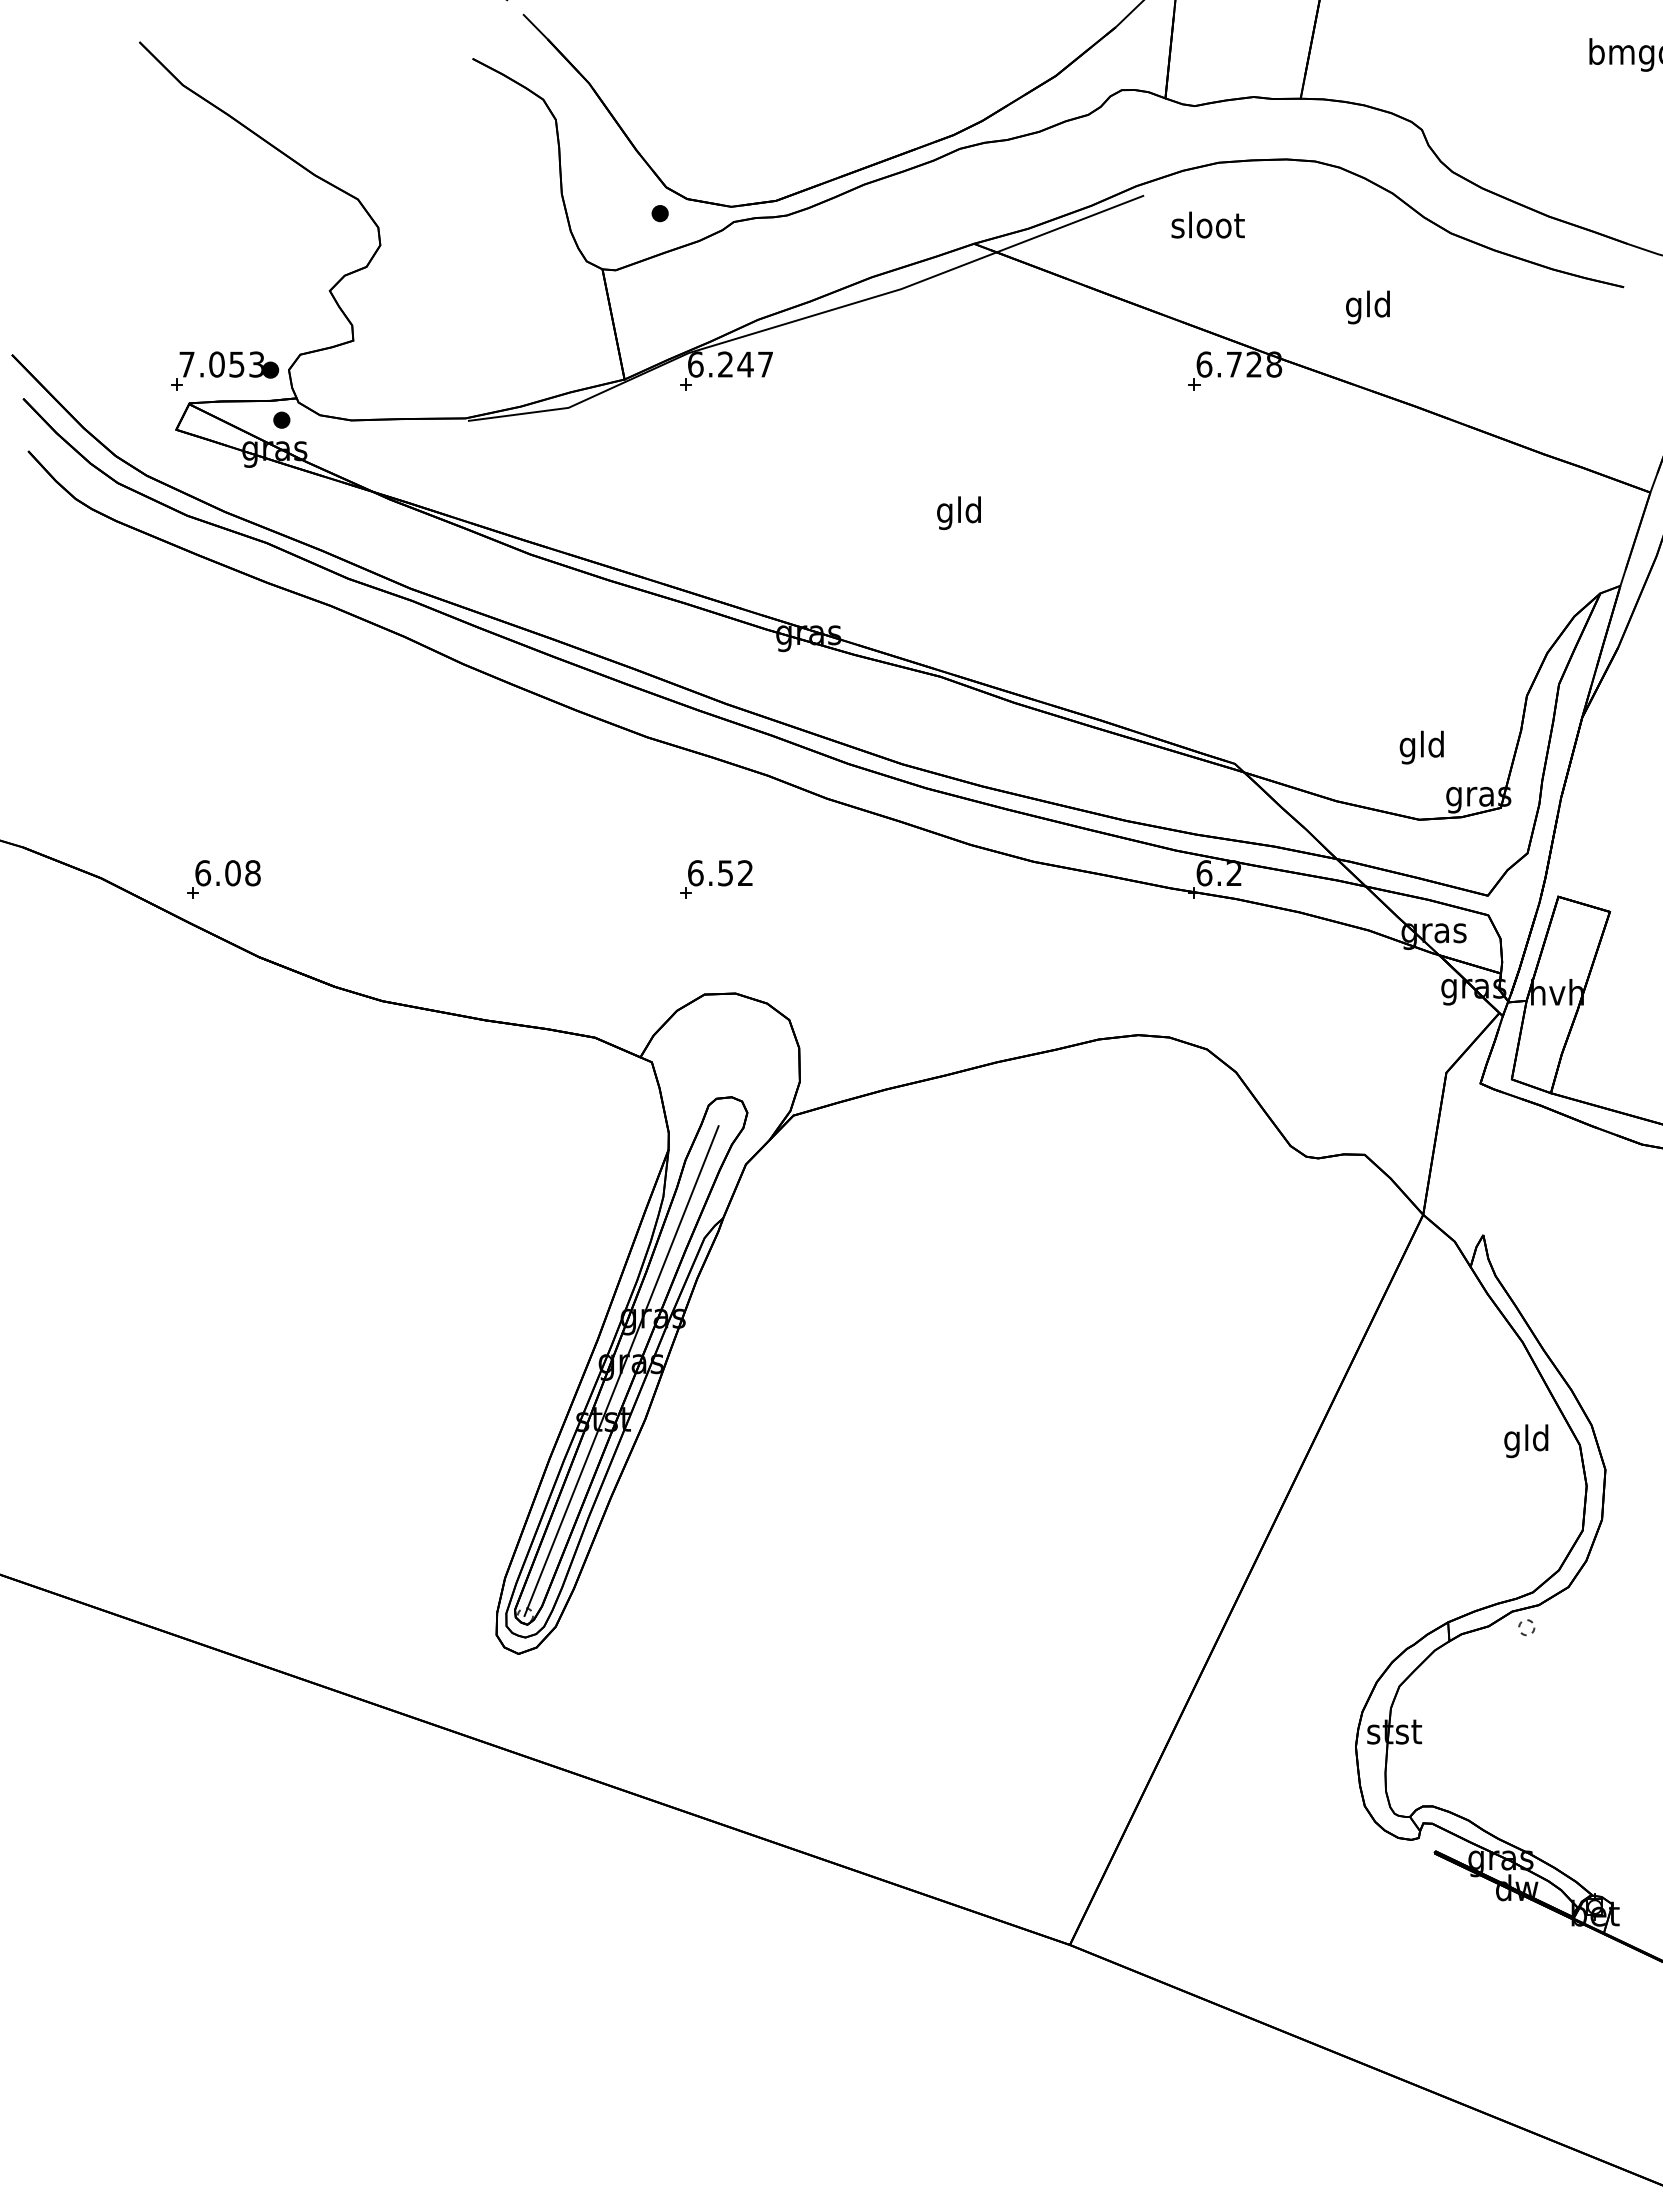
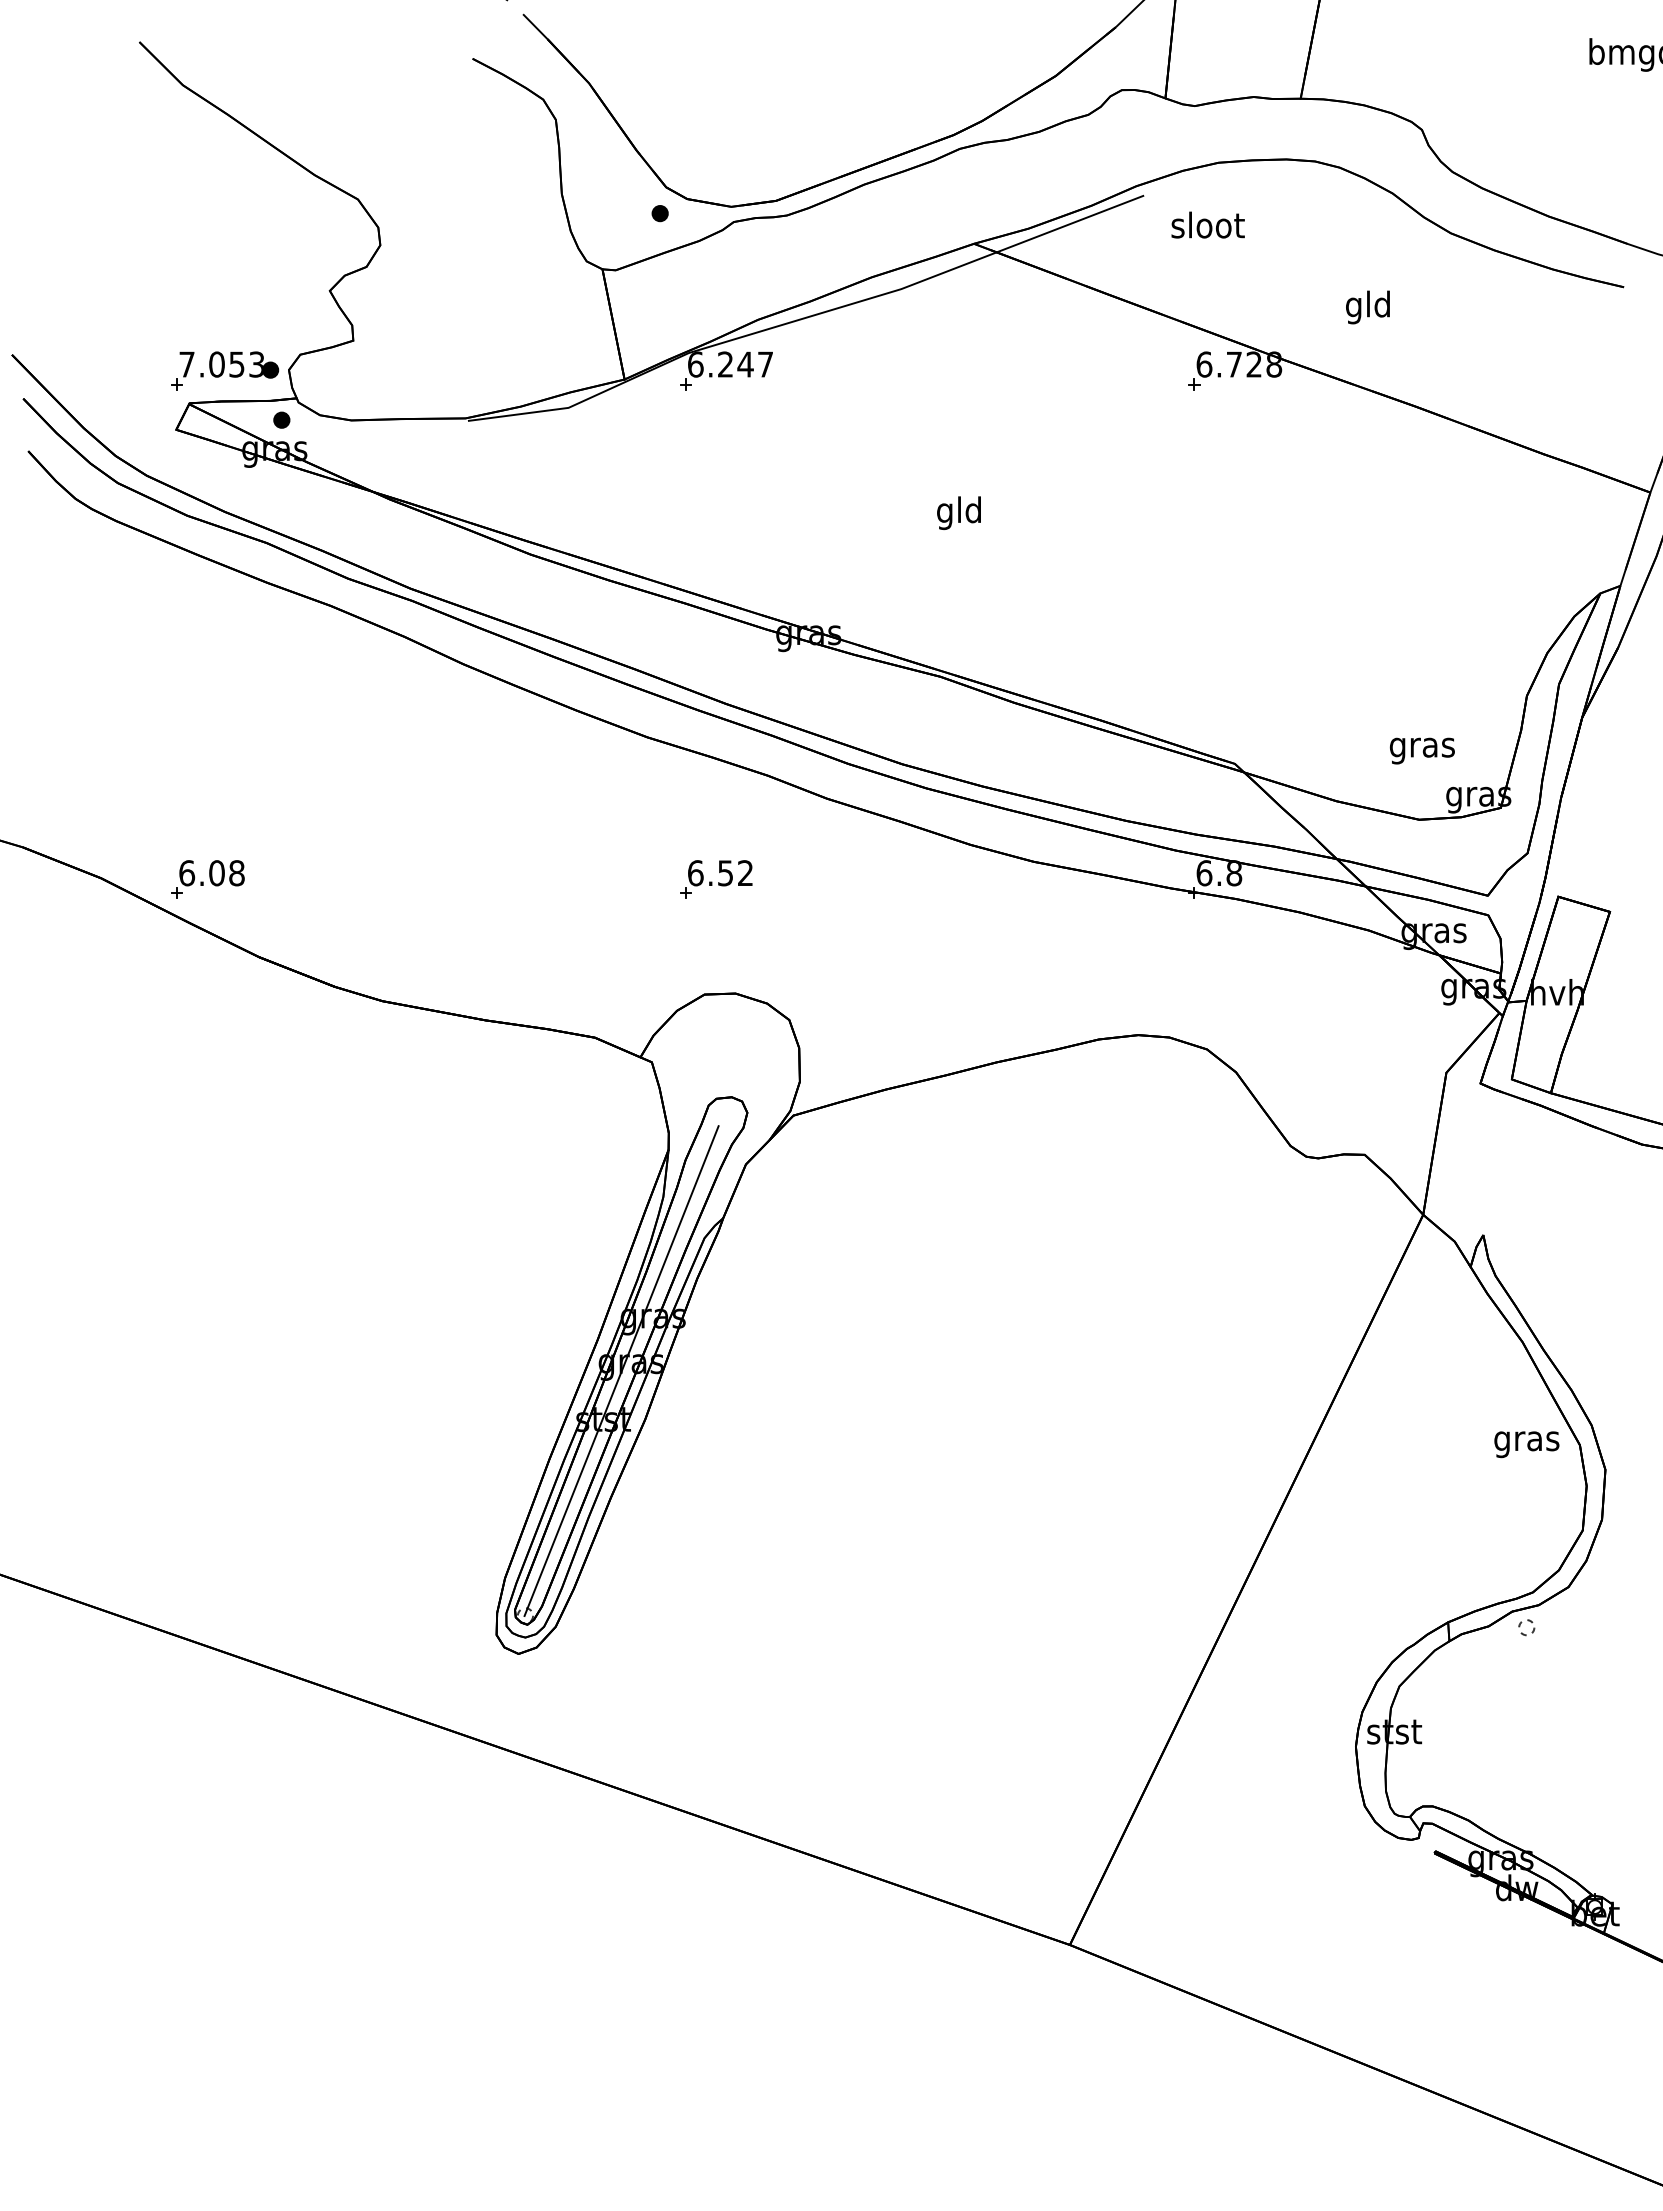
text: gld -> gras (1421, 747)
text: 6.2 -> 6.8 (1234, 873)
part position: (223, 879) -> (207, 879) (207, 879)
text: gld -> gras (1526, 1441)
